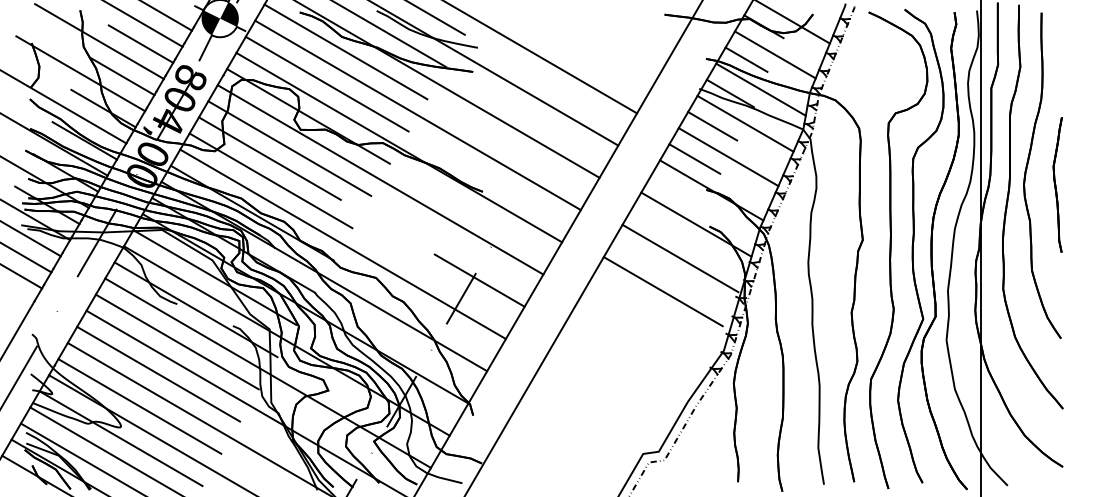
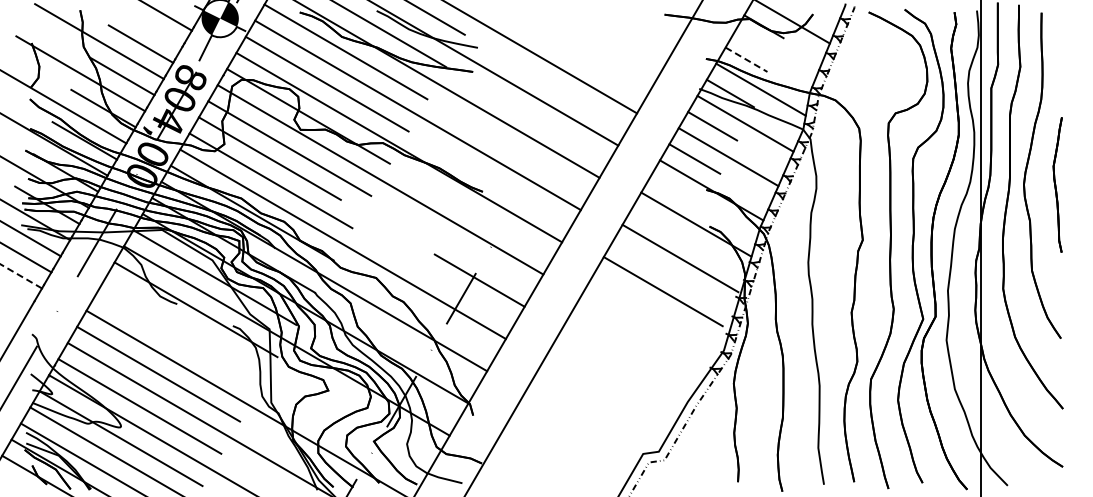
line: present -> none (144, 24)
line: present -> none (774, 54)
line: solid -> dashed (746, 60)
line: solid -> dashed (21, 276)
line: present -> none (176, 341)
line: present -> none (267, 372)
